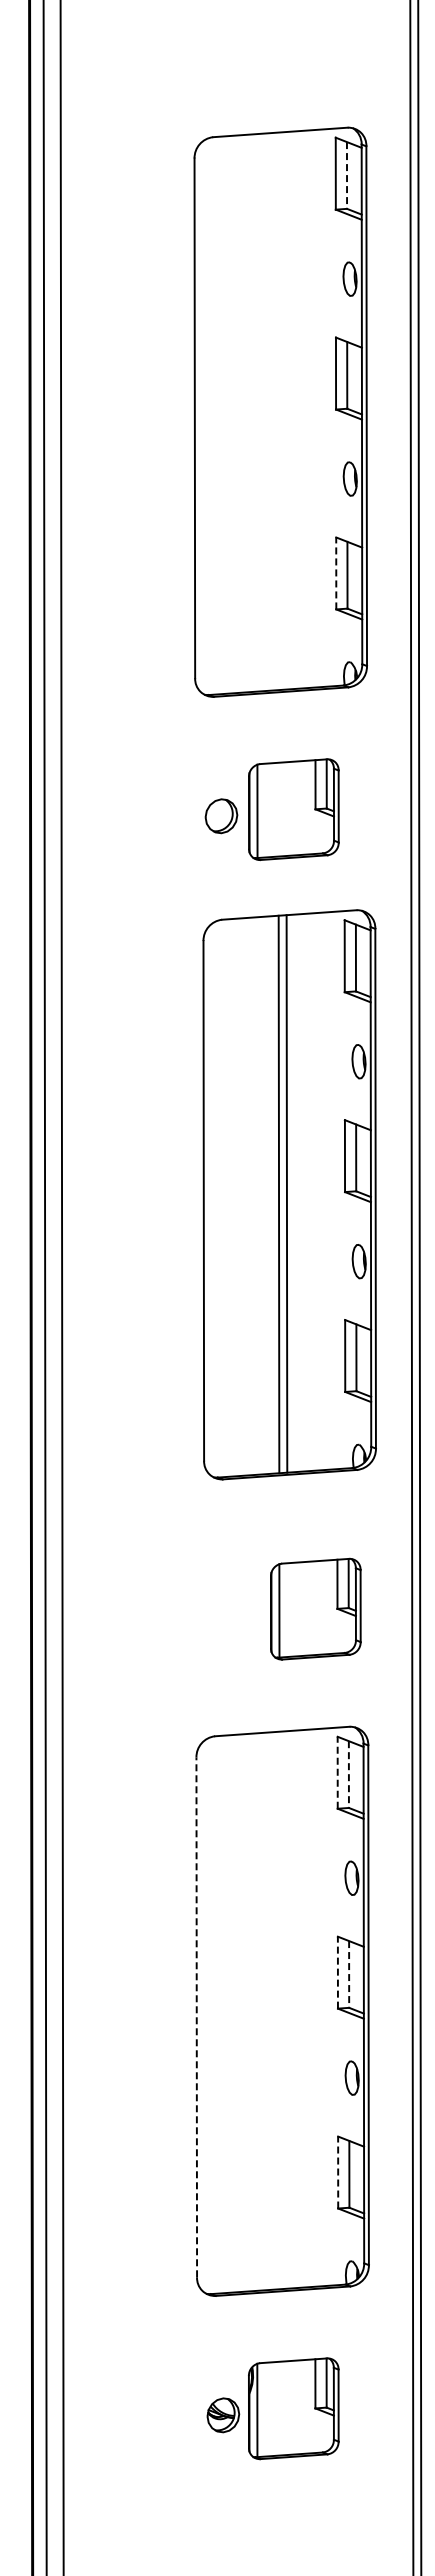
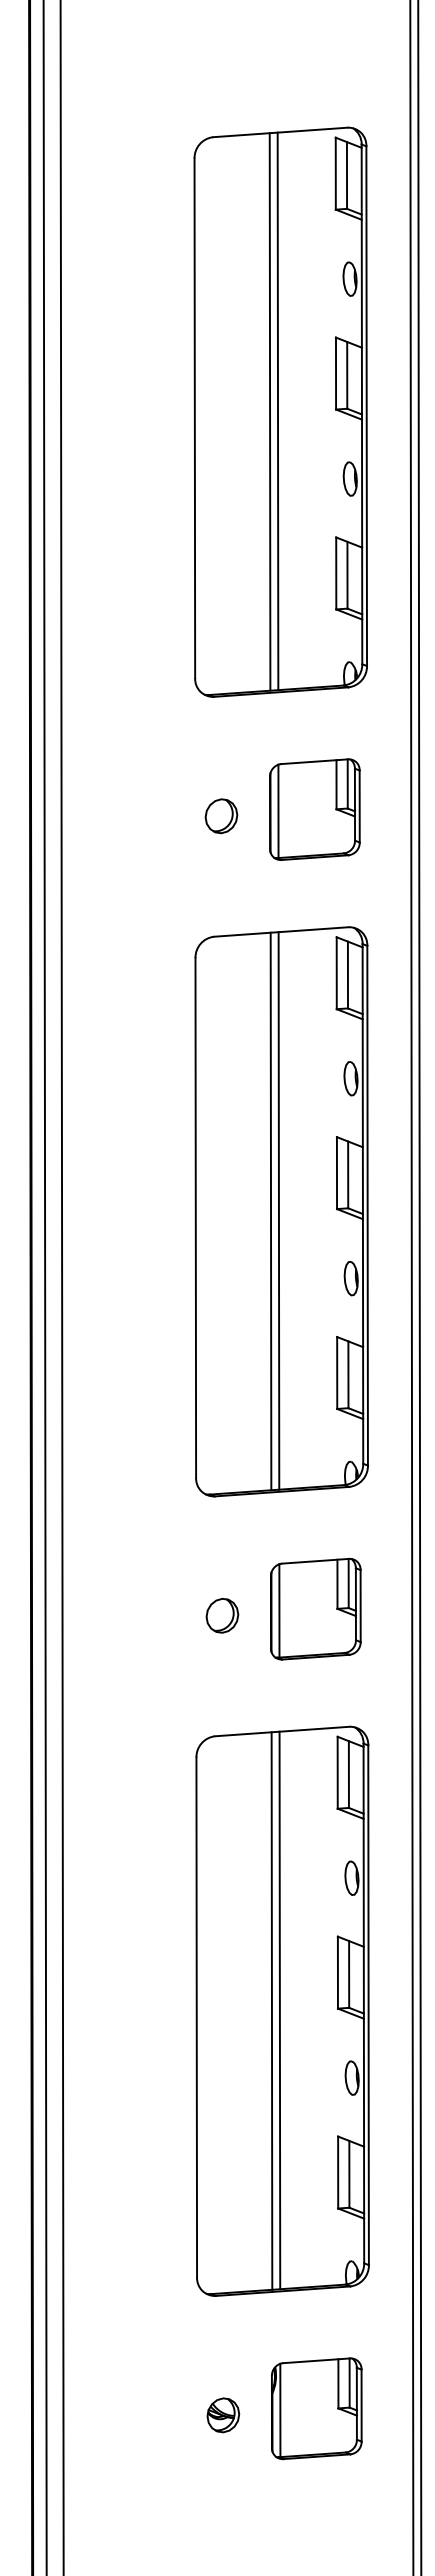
line: dashed -> solid (347, 175)
line: none -> present (269, 411)
line: none -> present (277, 411)
line: dashed -> solid (336, 573)
part position: (293, 809) -> (314, 809) (314, 809)
part position: (289, 1194) -> (281, 1211) (281, 1211)
part: none -> present (222, 1615)
line: dashed -> solid (337, 1772)
line: dashed -> solid (348, 1775)
line: dashed -> solid (337, 1972)
line: dashed -> solid (349, 1974)
line: none -> present (271, 2010)
line: none -> present (279, 2010)
line: dashed -> solid (196, 2017)
line: dashed -> solid (338, 2172)
part position: (293, 2408) -> (316, 2408) (316, 2408)
